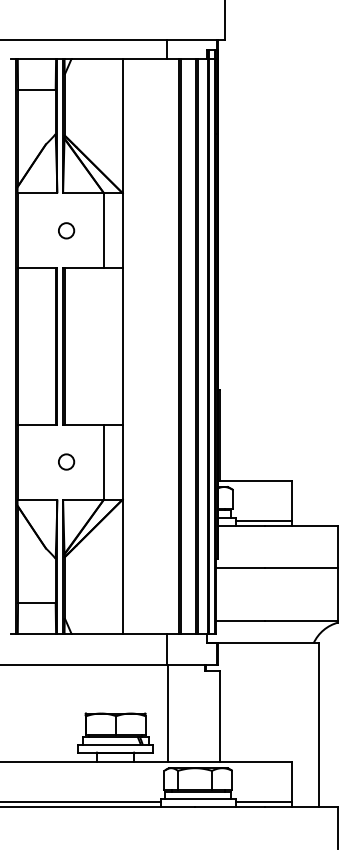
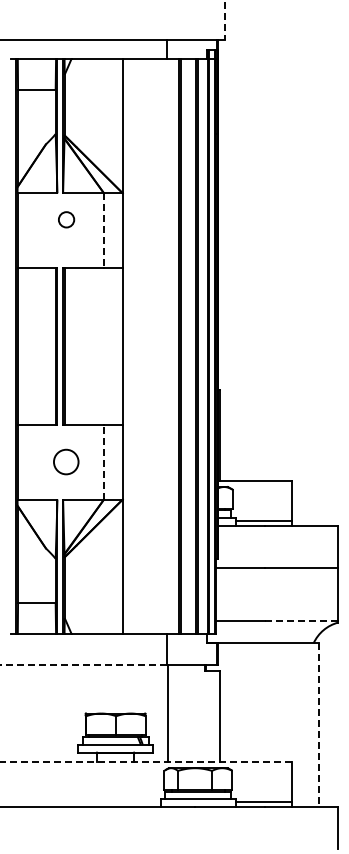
line: solid -> dashed (225, 20)
circle position: (66, 230) -> (66, 219) (66, 219)
line: solid -> dashed (104, 231)
circle size: 18x18 px -> 27x28 px (66, 461)
line: solid -> dashed (104, 461)
line: solid -> dashed (301, 621)
line: solid -> dashed (83, 665)
line: solid -> dashed (318, 725)
line: solid -> dashed (145, 761)
line: present -> none (81, 802)
